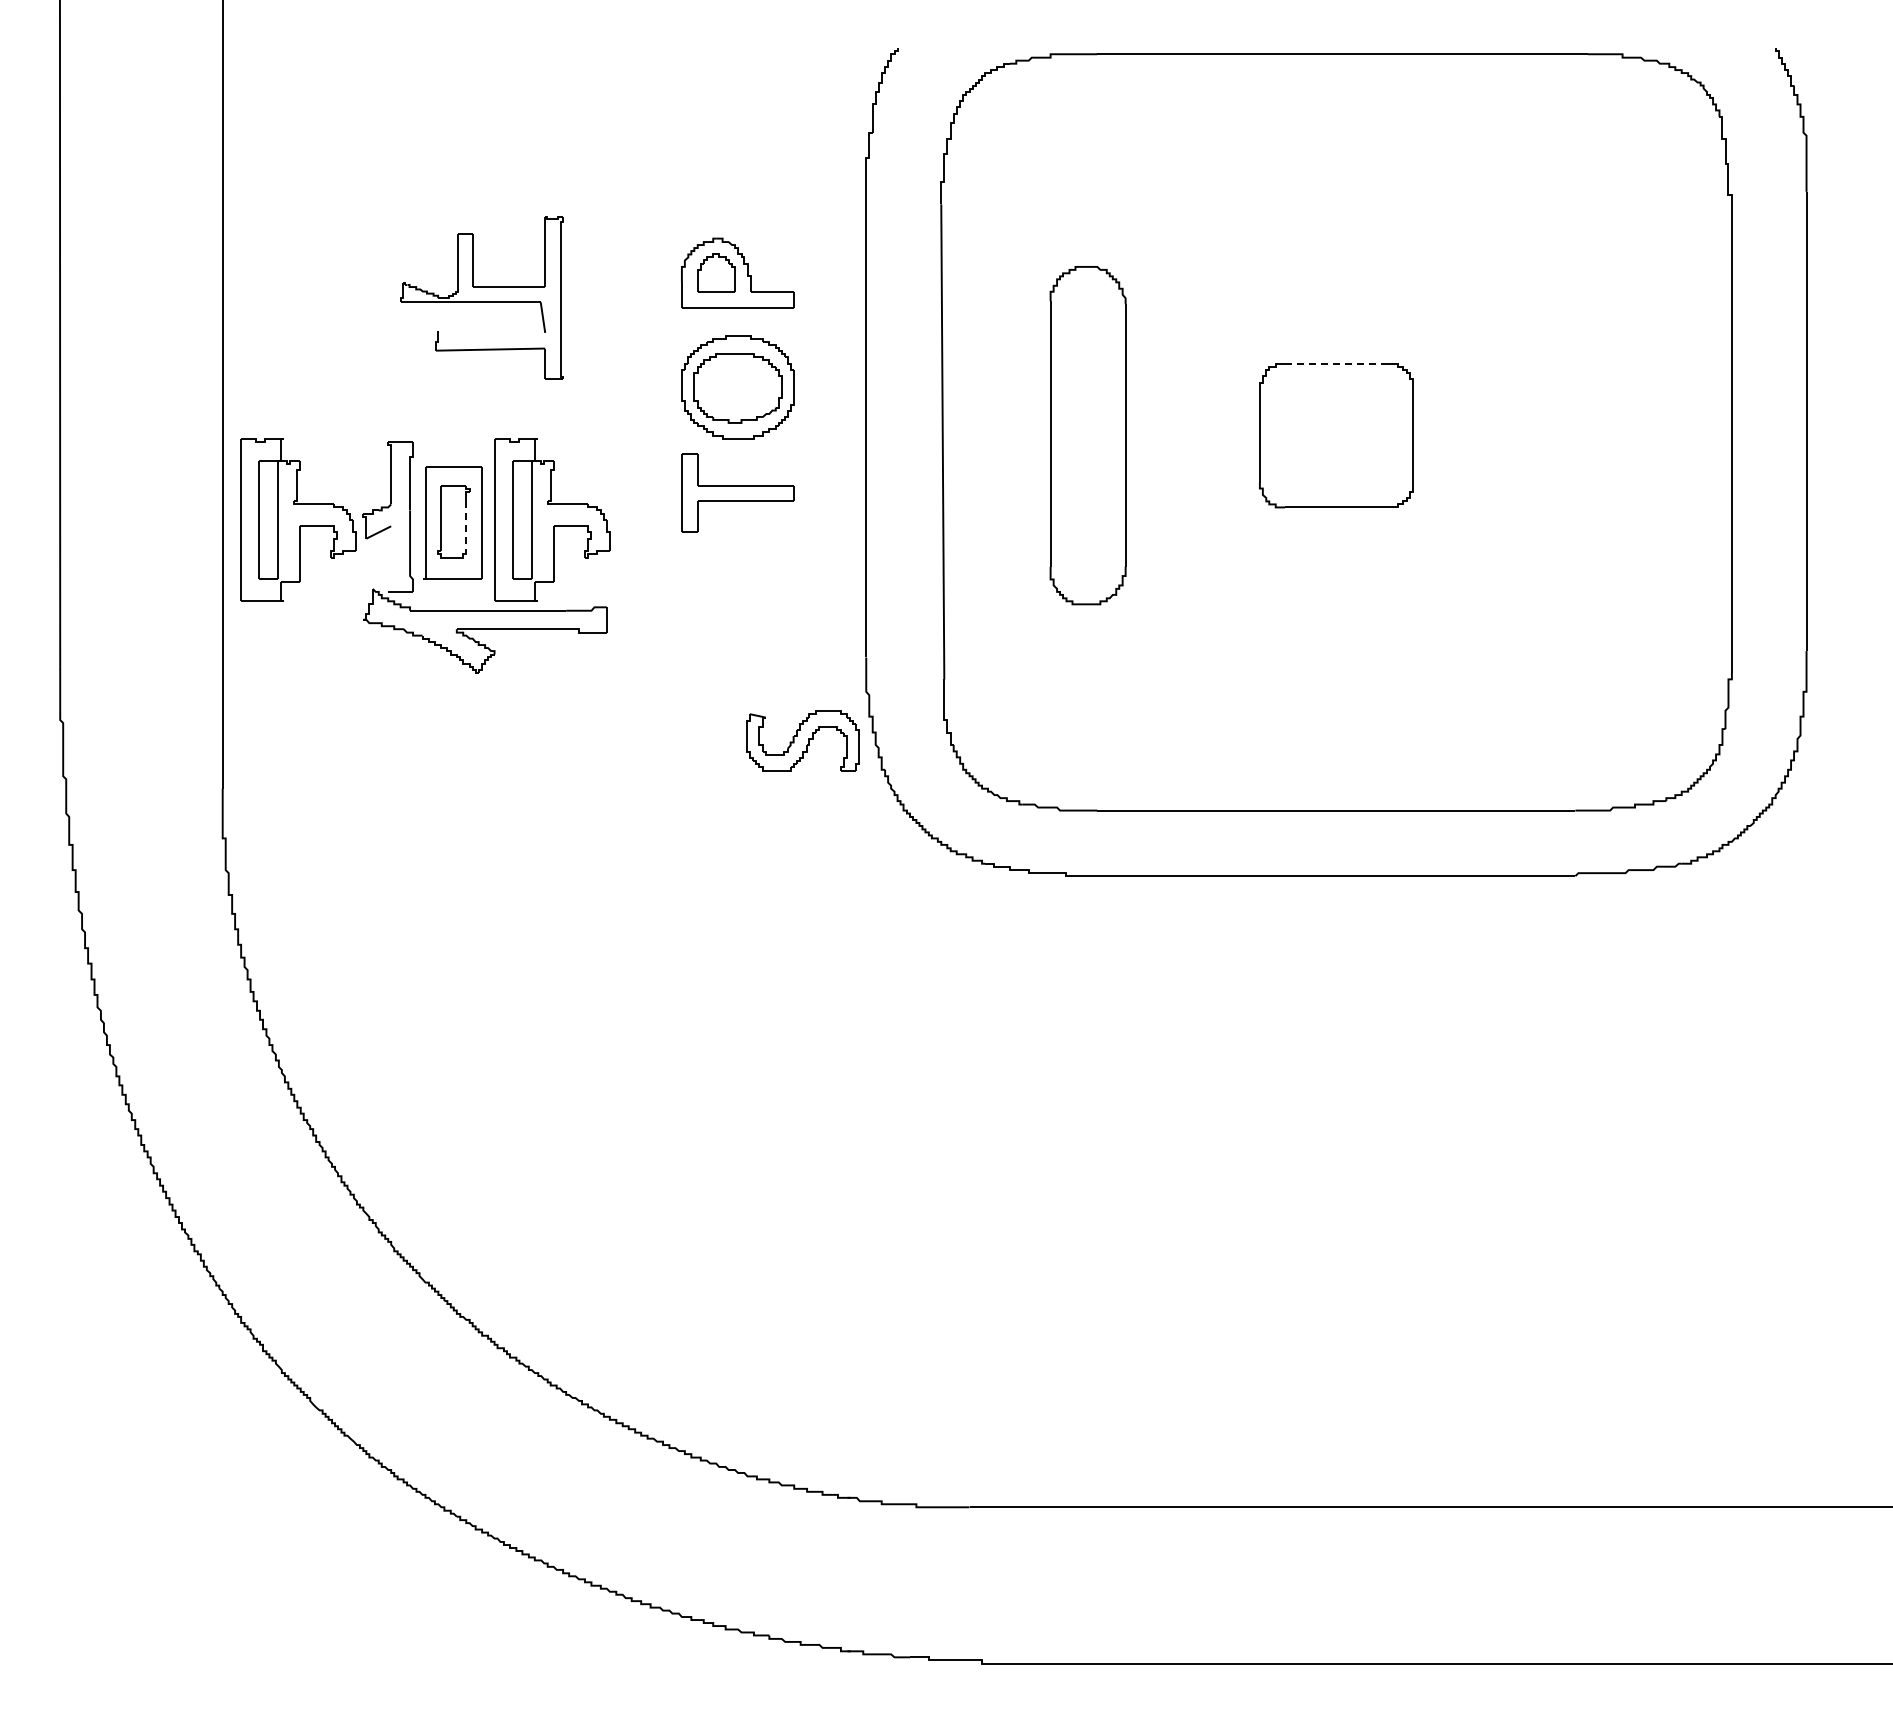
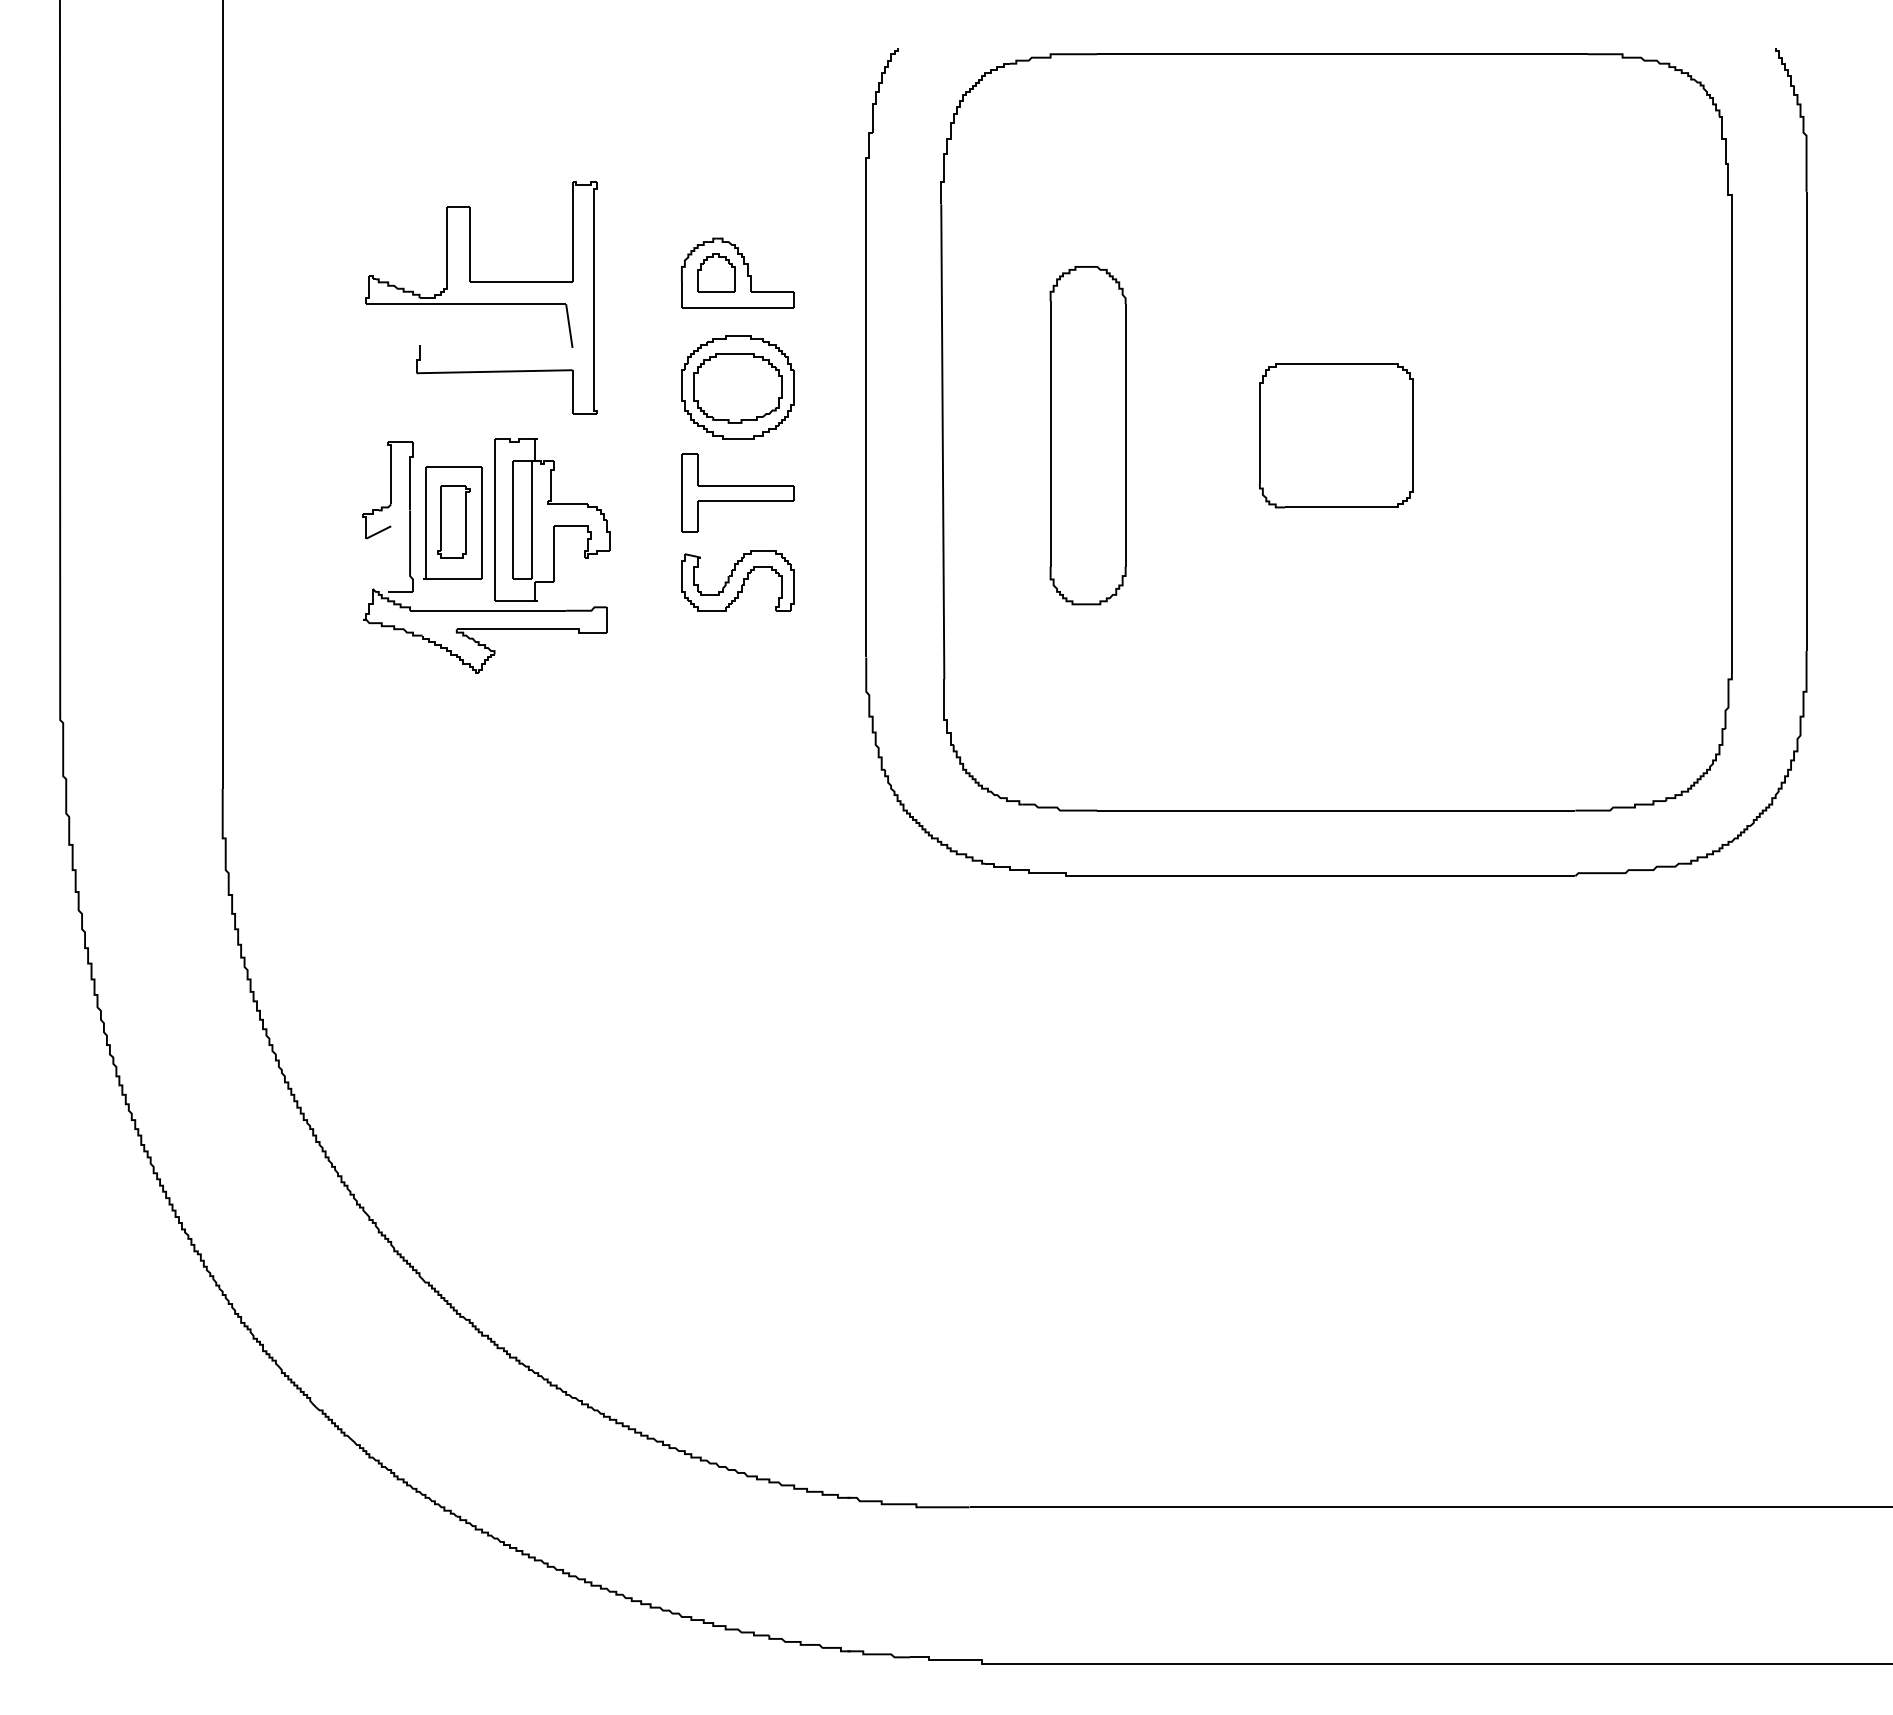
part size: 164x164 px -> 233x234 px (481, 297)
line: dashed -> solid (1337, 363)
part: present -> none (298, 519)
line: dashed -> solid (466, 526)
part position: (802, 740) -> (737, 580) (737, 580)
